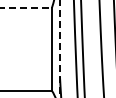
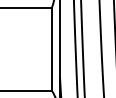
line: dashed -> solid (26, 7)
line: dashed -> solid (59, 48)
